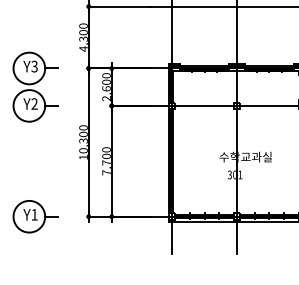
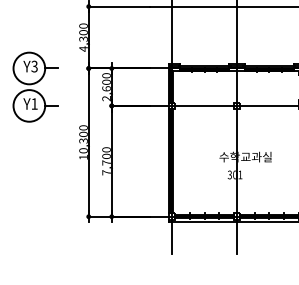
text: Y2 -> Y1 (34, 103)
part: present -> none (35, 216)
